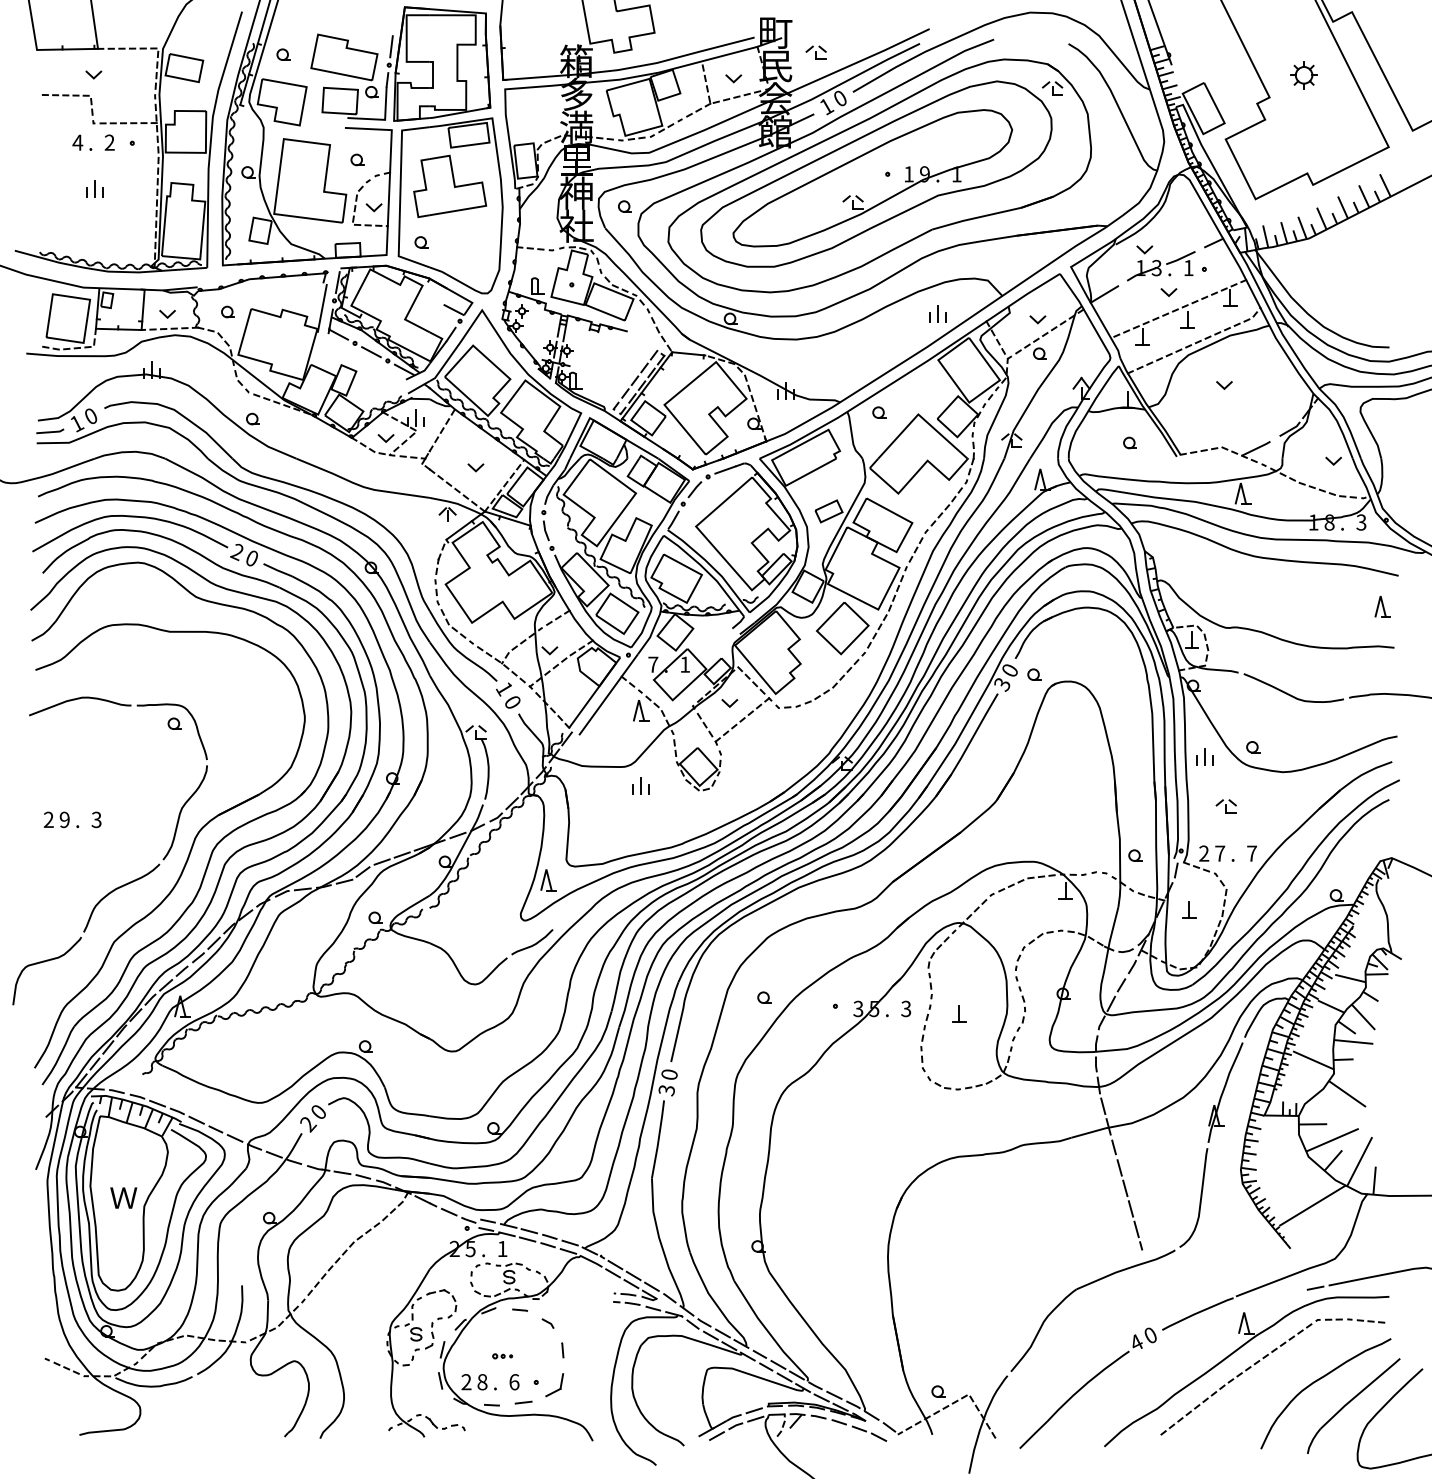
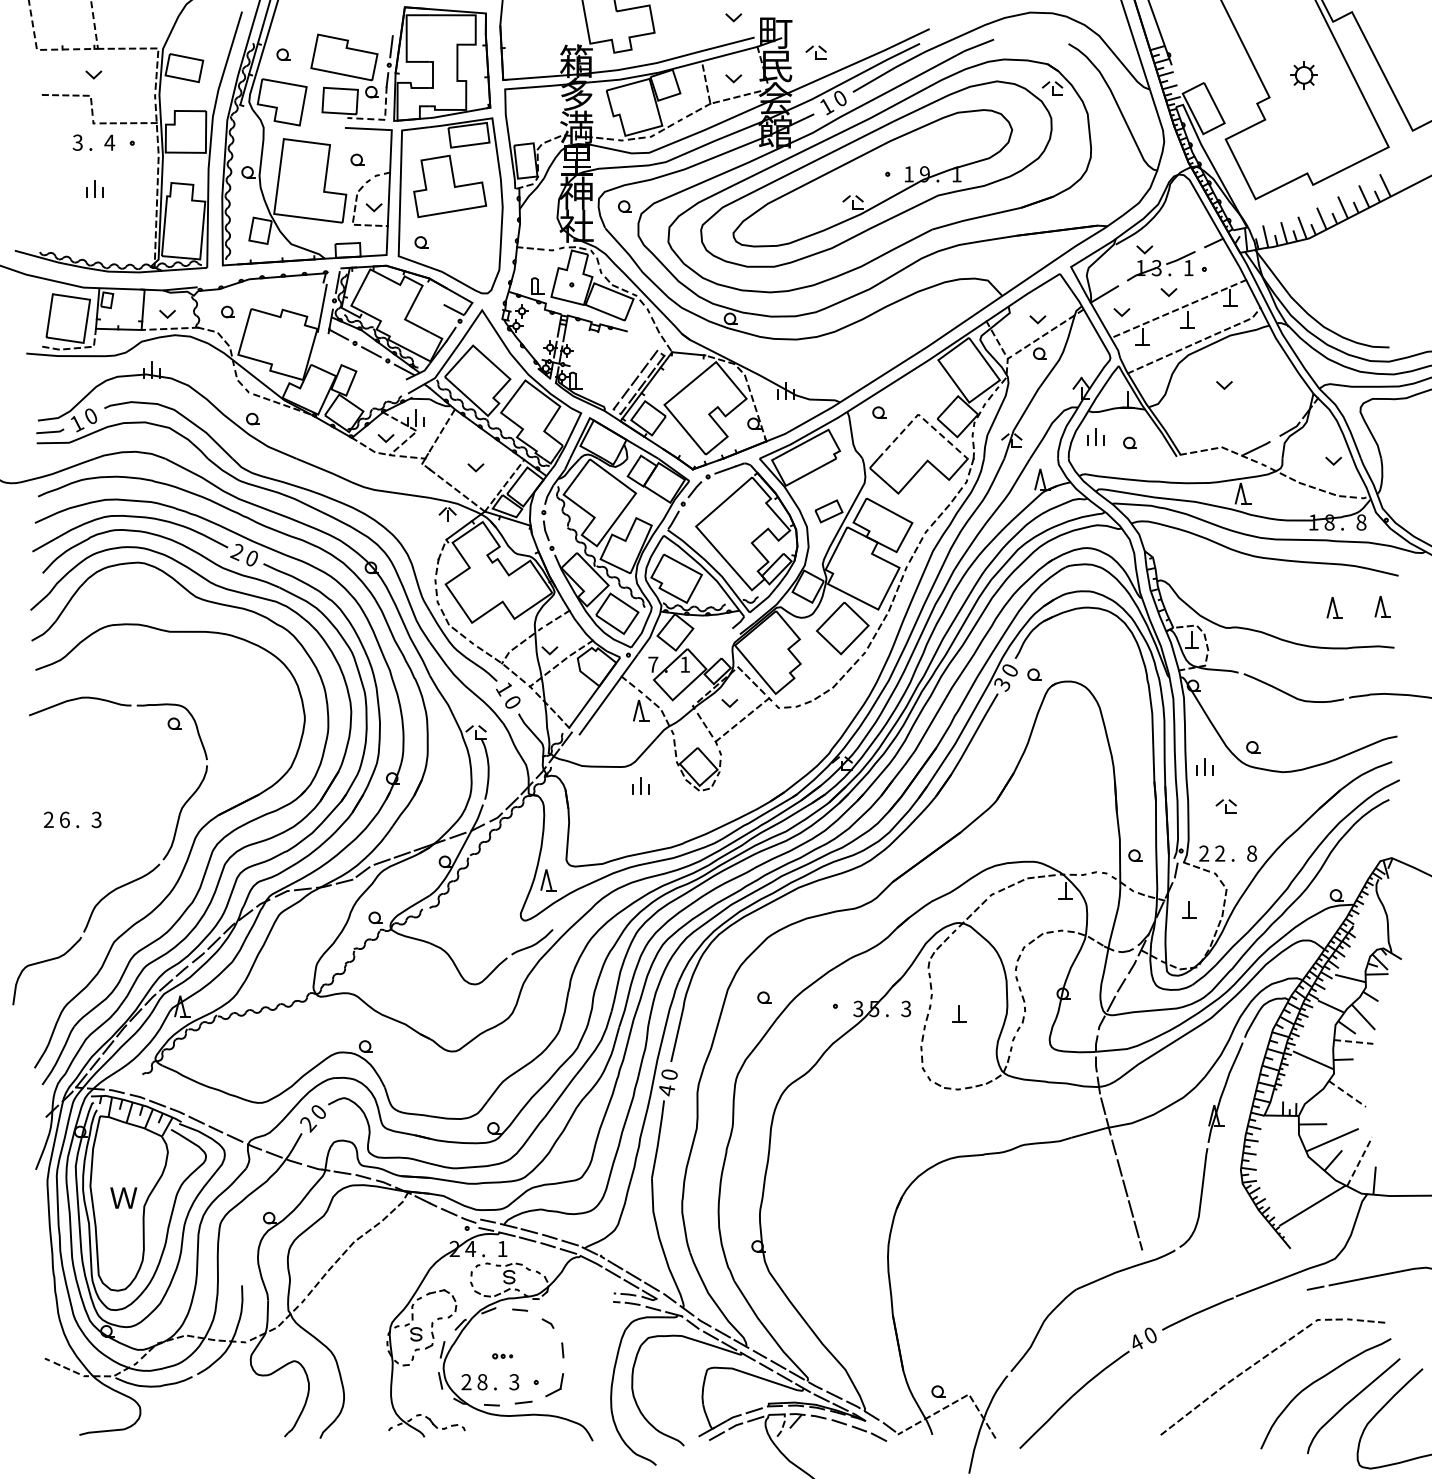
line: none -> present (732, 18)
line: solid -> dashed (66, 49)
line: solid -> dashed (383, 119)
text: 4 -> 3 (77, 142)
text: 2 -> 4 (109, 142)
part position: (937, 313) -> (1095, 436) (1095, 436)
line: none -> present (1120, 313)
line: solid -> dashed (920, 416)
text: 3 -> 8 (1361, 522)
part: none -> present (1334, 607)
part position: (1204, 756) -> (1204, 766) (1204, 766)
text: 9 -> 6 (64, 819)
text: 7 -> 2 (1220, 853)
text: 7 -> 8 (1252, 853)
line: solid -> dashed (1353, 1041)
text: 3 -> 4 (666, 1090)
line: solid -> dashed (1347, 1093)
line: solid -> dashed (1359, 1161)
text: 5 -> 4 (470, 1249)
part: present -> none (1234, 1353)
text: 6 -> 3 (514, 1382)
